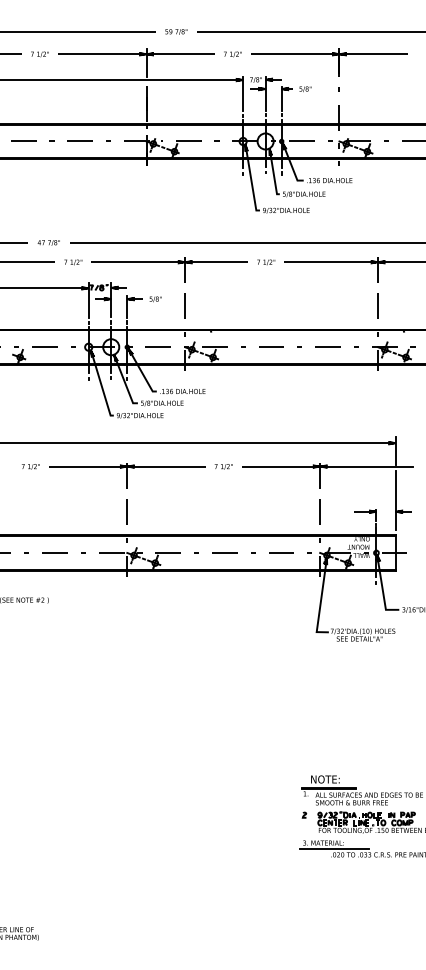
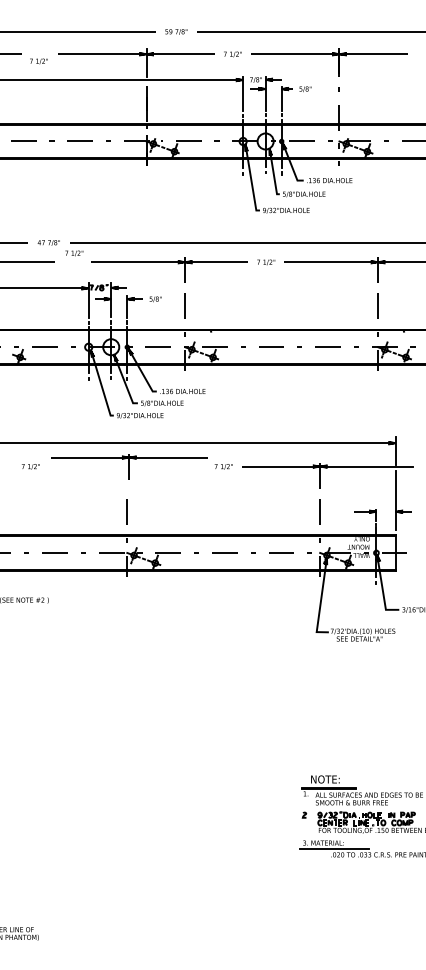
text position: (39, 54) -> (38, 61) (38, 61)
text position: (73, 262) -> (74, 253) (74, 253)
part position: (127, 475) -> (129, 466) (129, 466)
